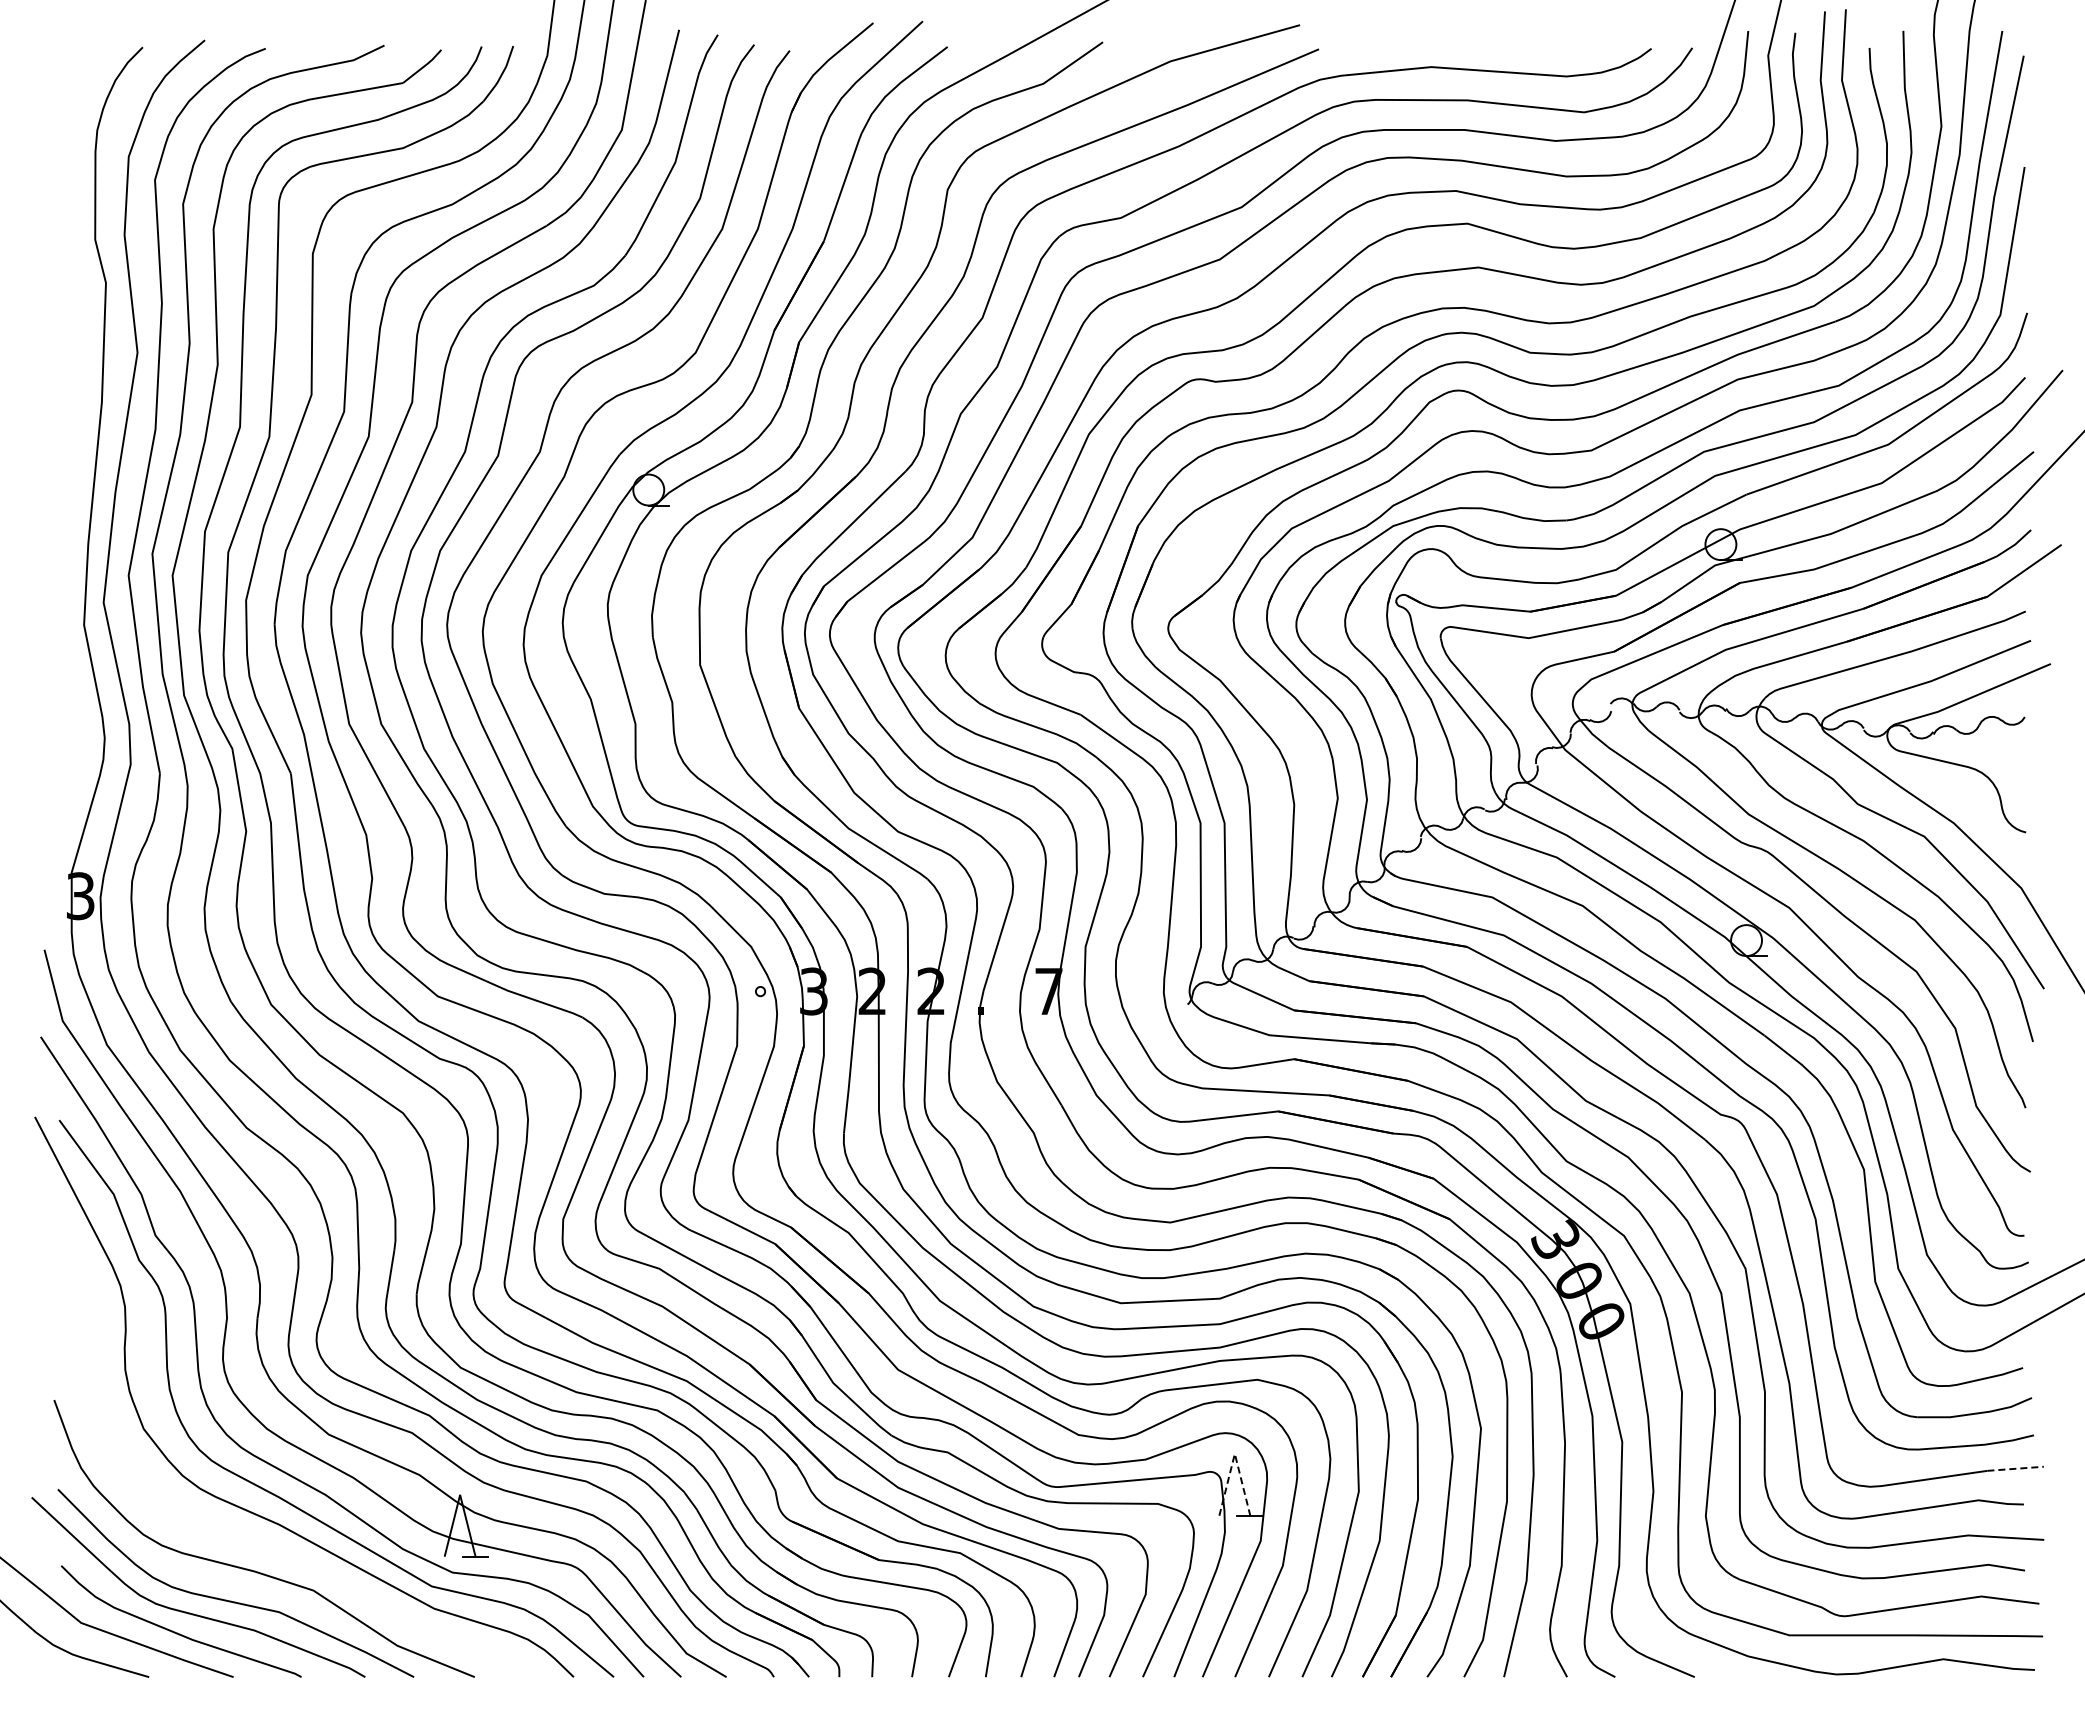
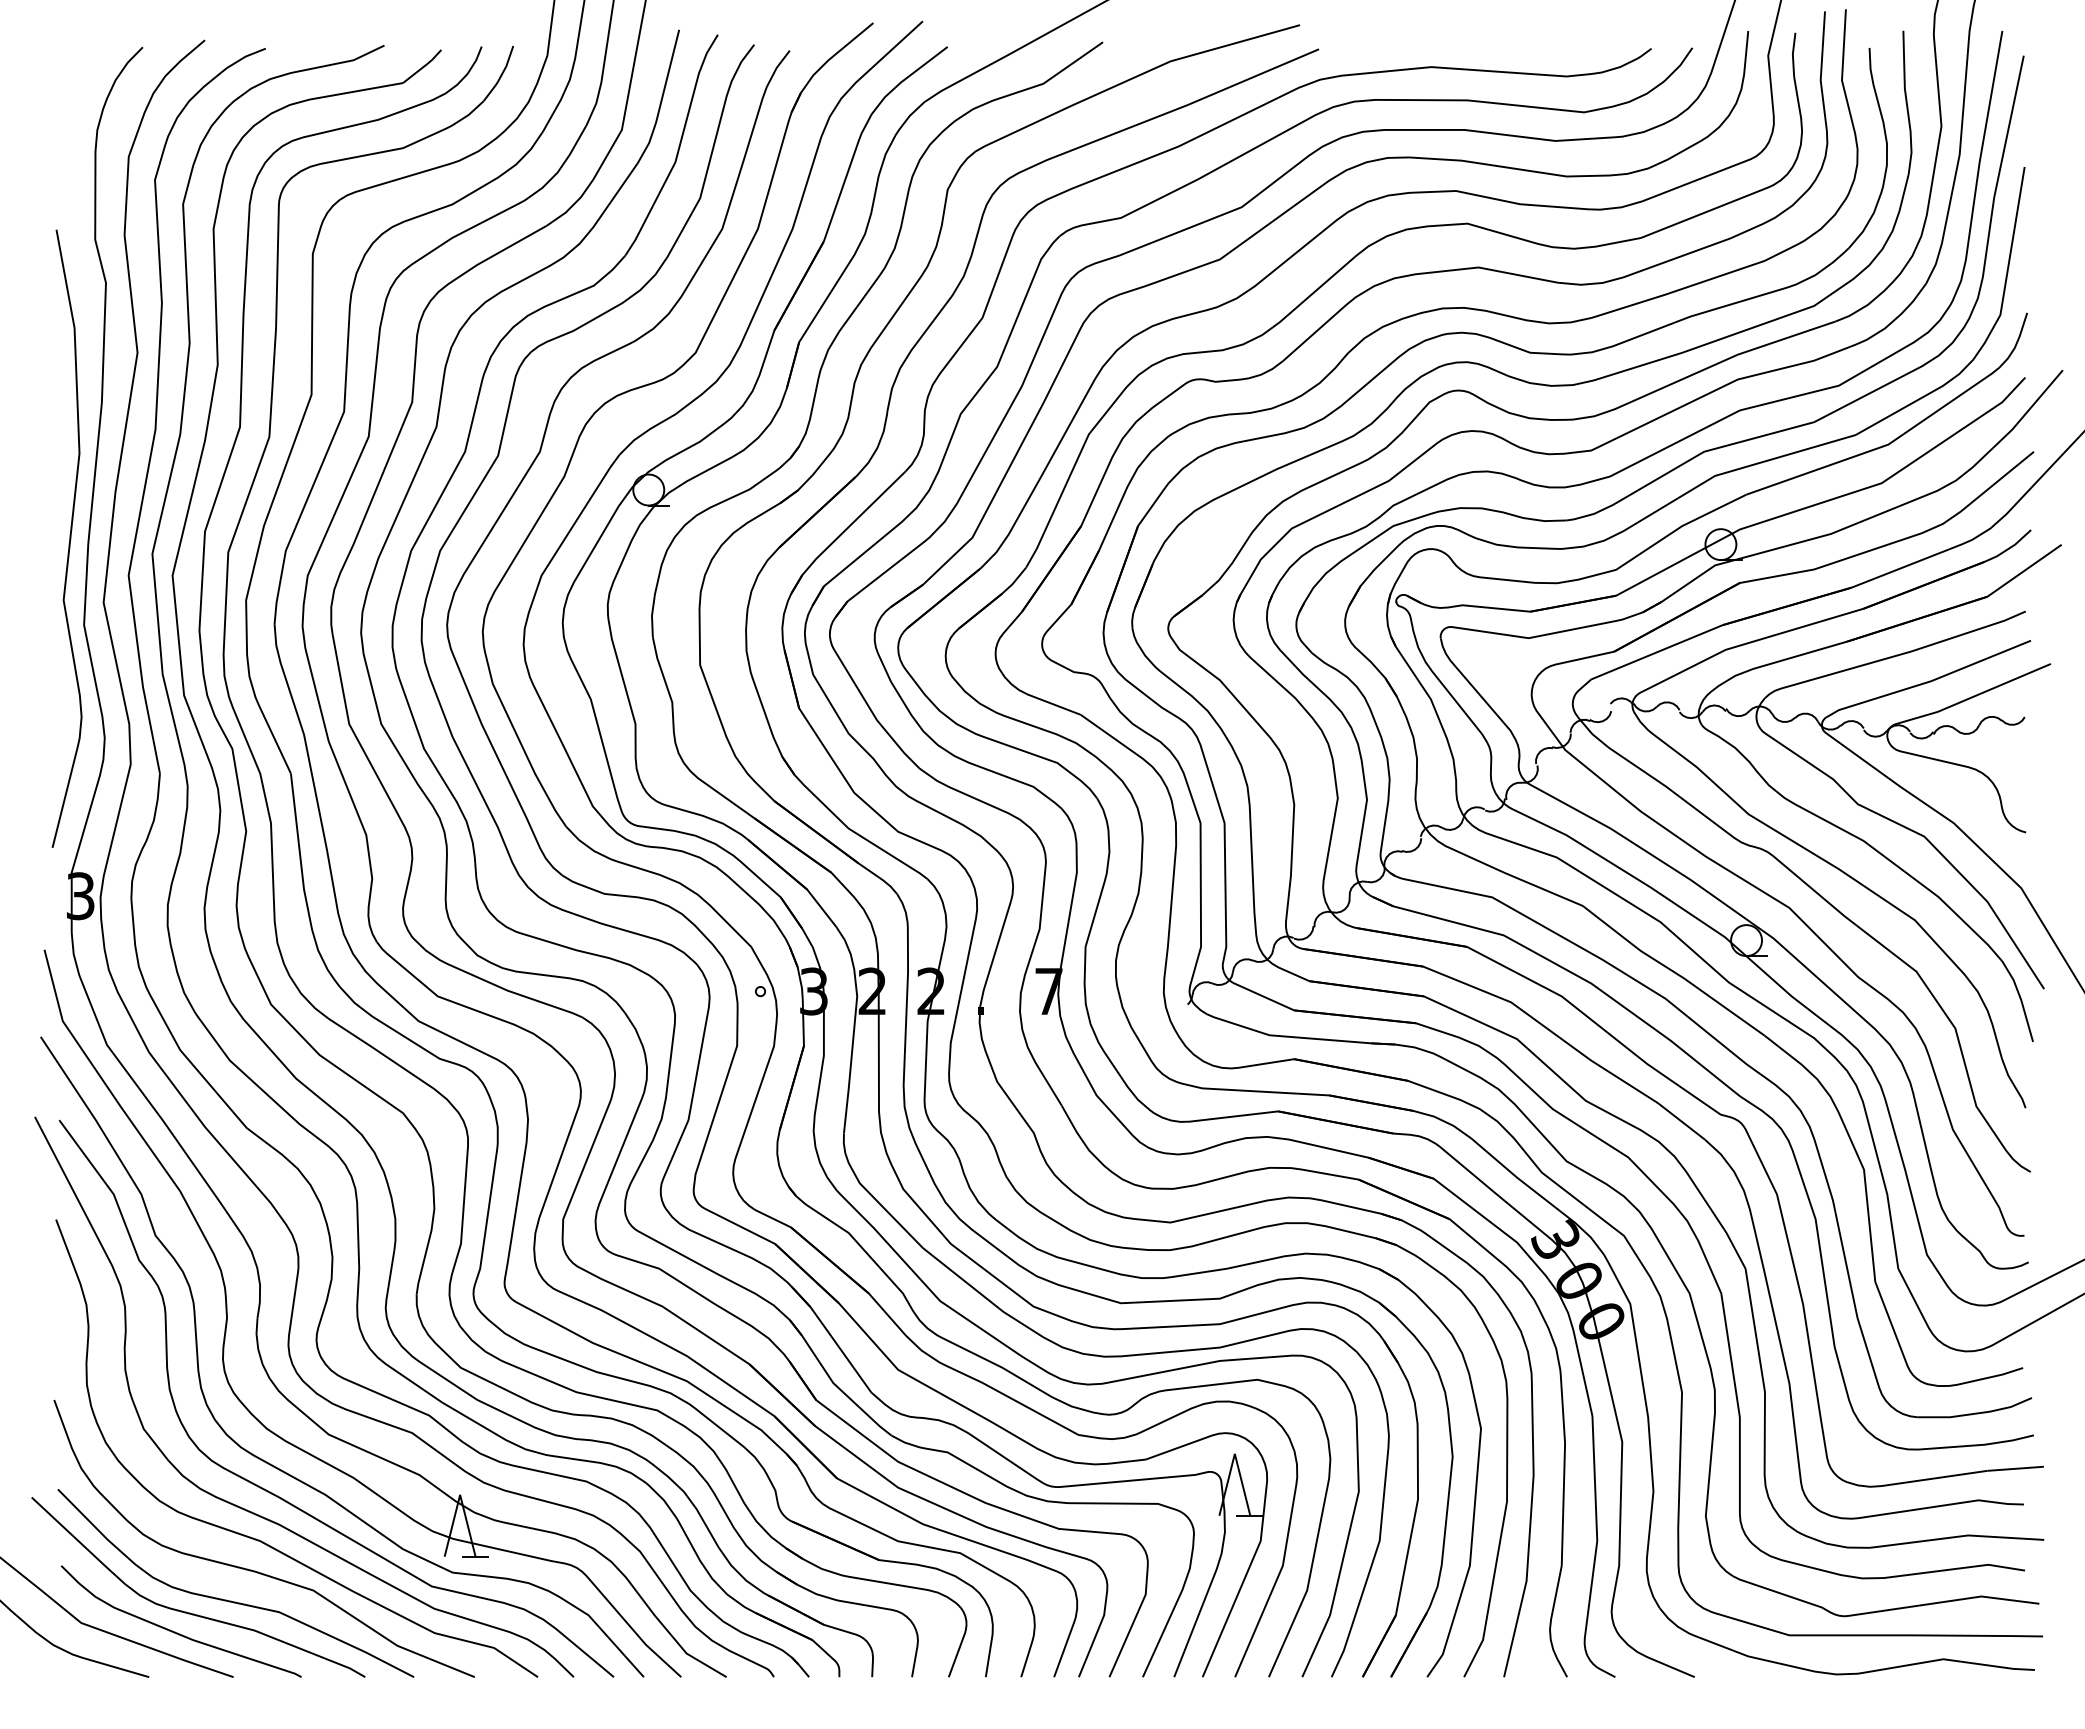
curve: none -> present (69, 538)
line: dashed -> solid (1234, 1453)
line: dashed -> solid (2016, 1468)
curve: none -> present (259, 1539)
